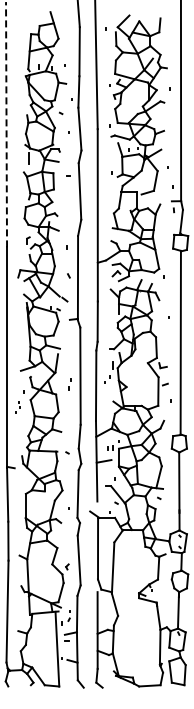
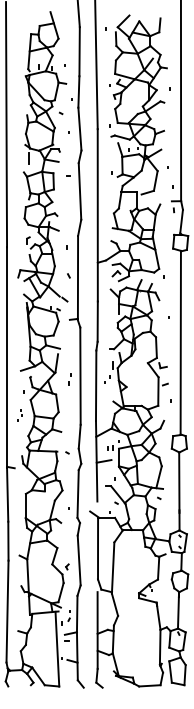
line: dashed -> solid (6, 124)
part position: (69, 384) -> (69, 379) (69, 379)
part position: (17, 407) -> (19, 415) (19, 415)
